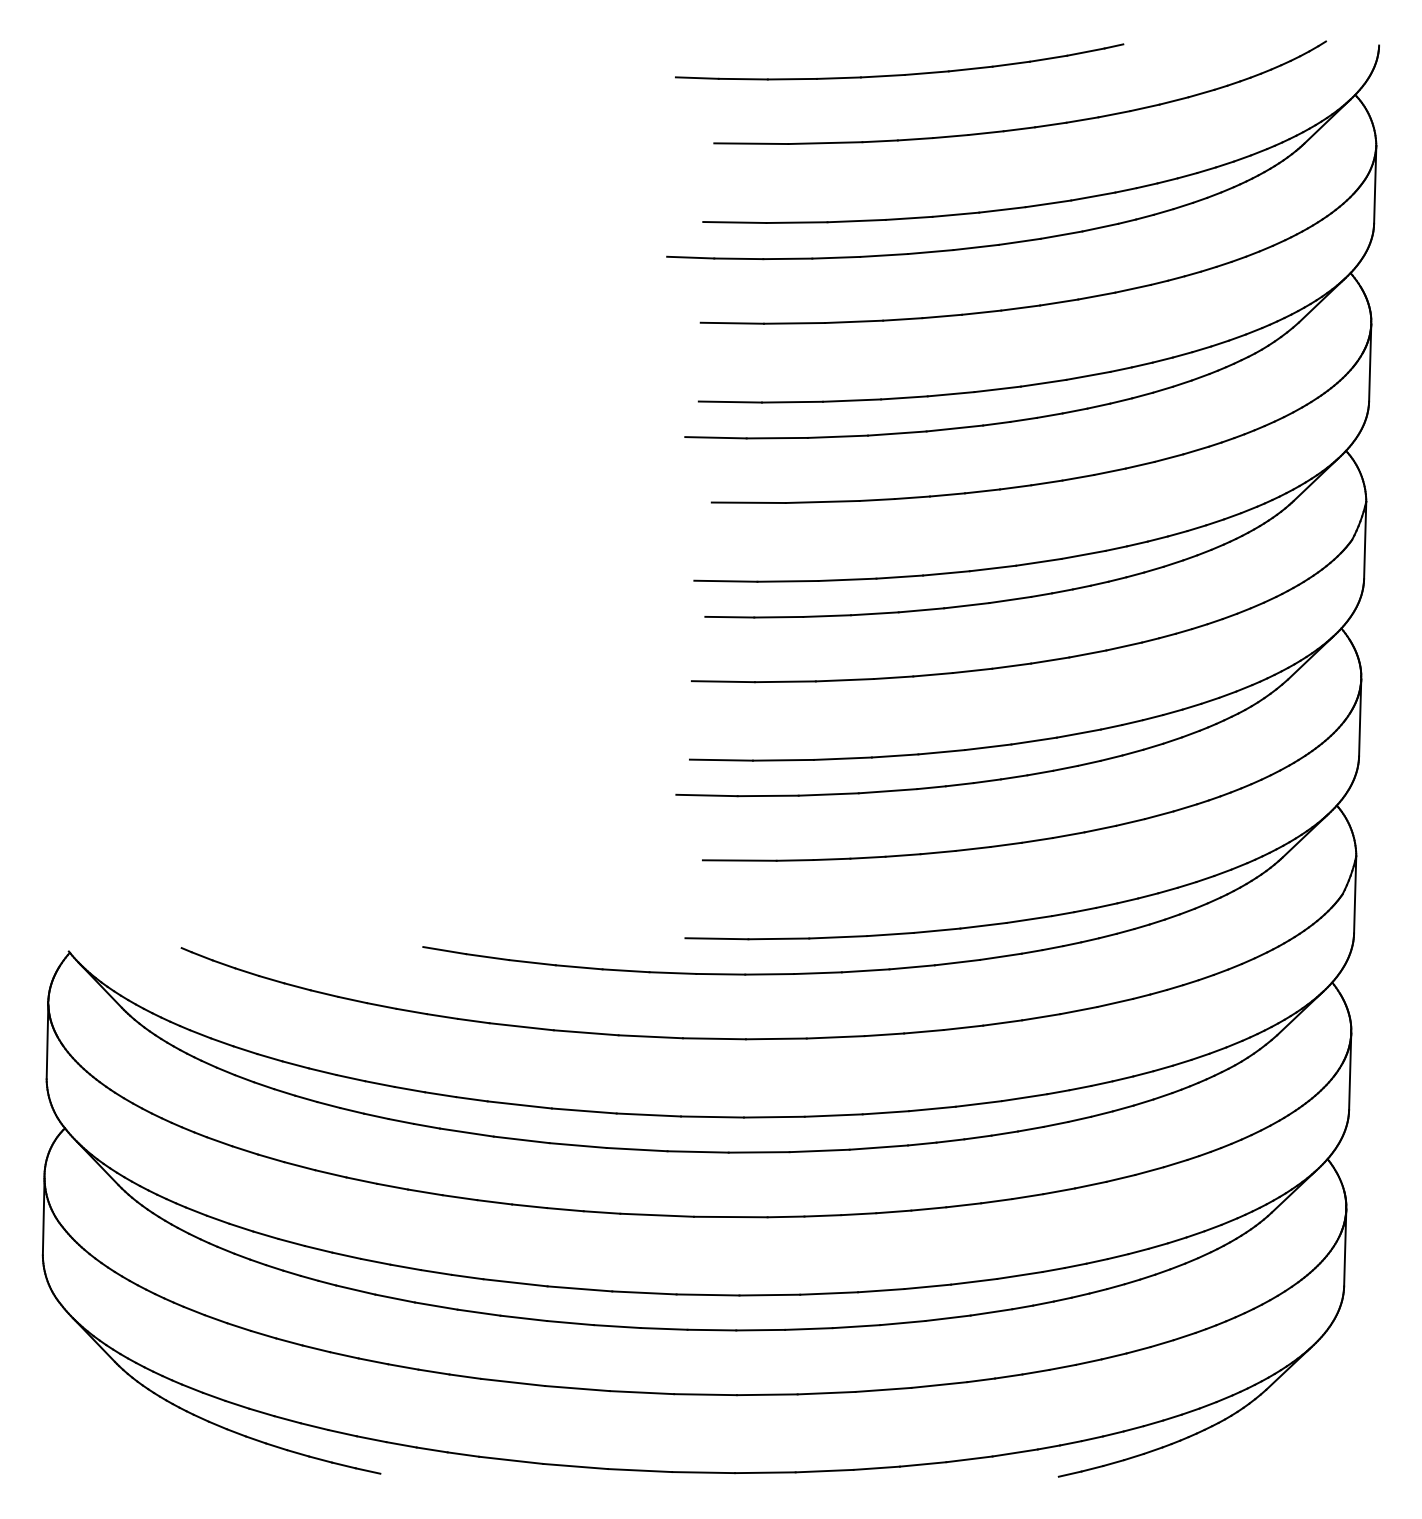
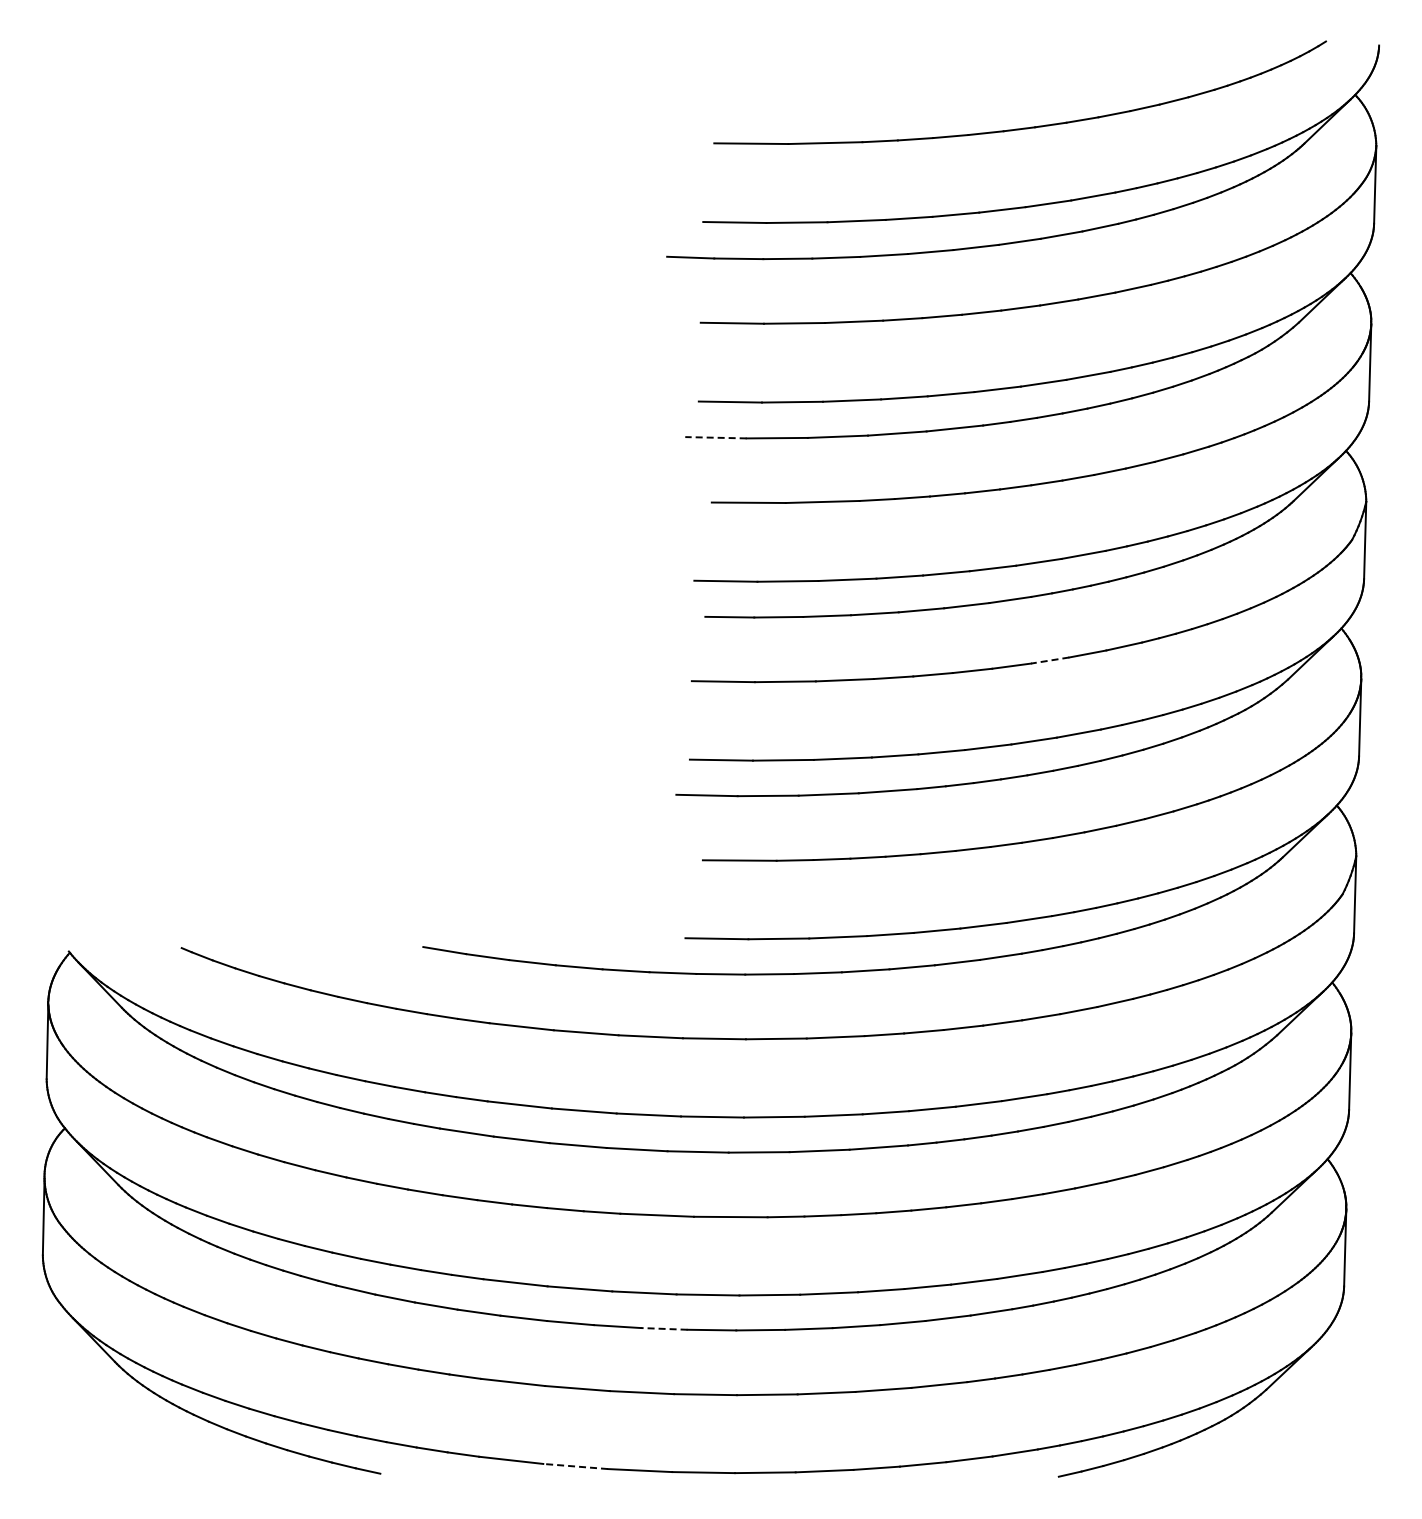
part: present -> none (899, 74)
line: solid -> dashed (715, 437)
line: solid -> dashed (1049, 660)
line: solid -> dashed (663, 1328)
line: solid -> dashed (575, 1466)
